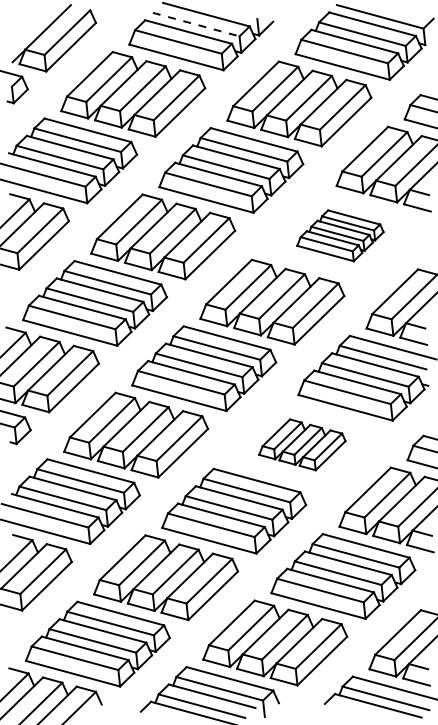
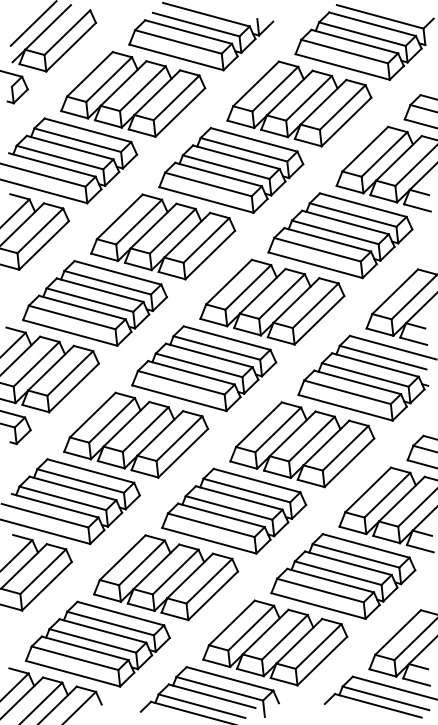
line: none -> present (32, 23)
line: dashed -> solid (196, 24)
part size: 89x54 px -> 147x88 px (340, 235)
part size: 89x54 px -> 147x88 px (302, 444)
